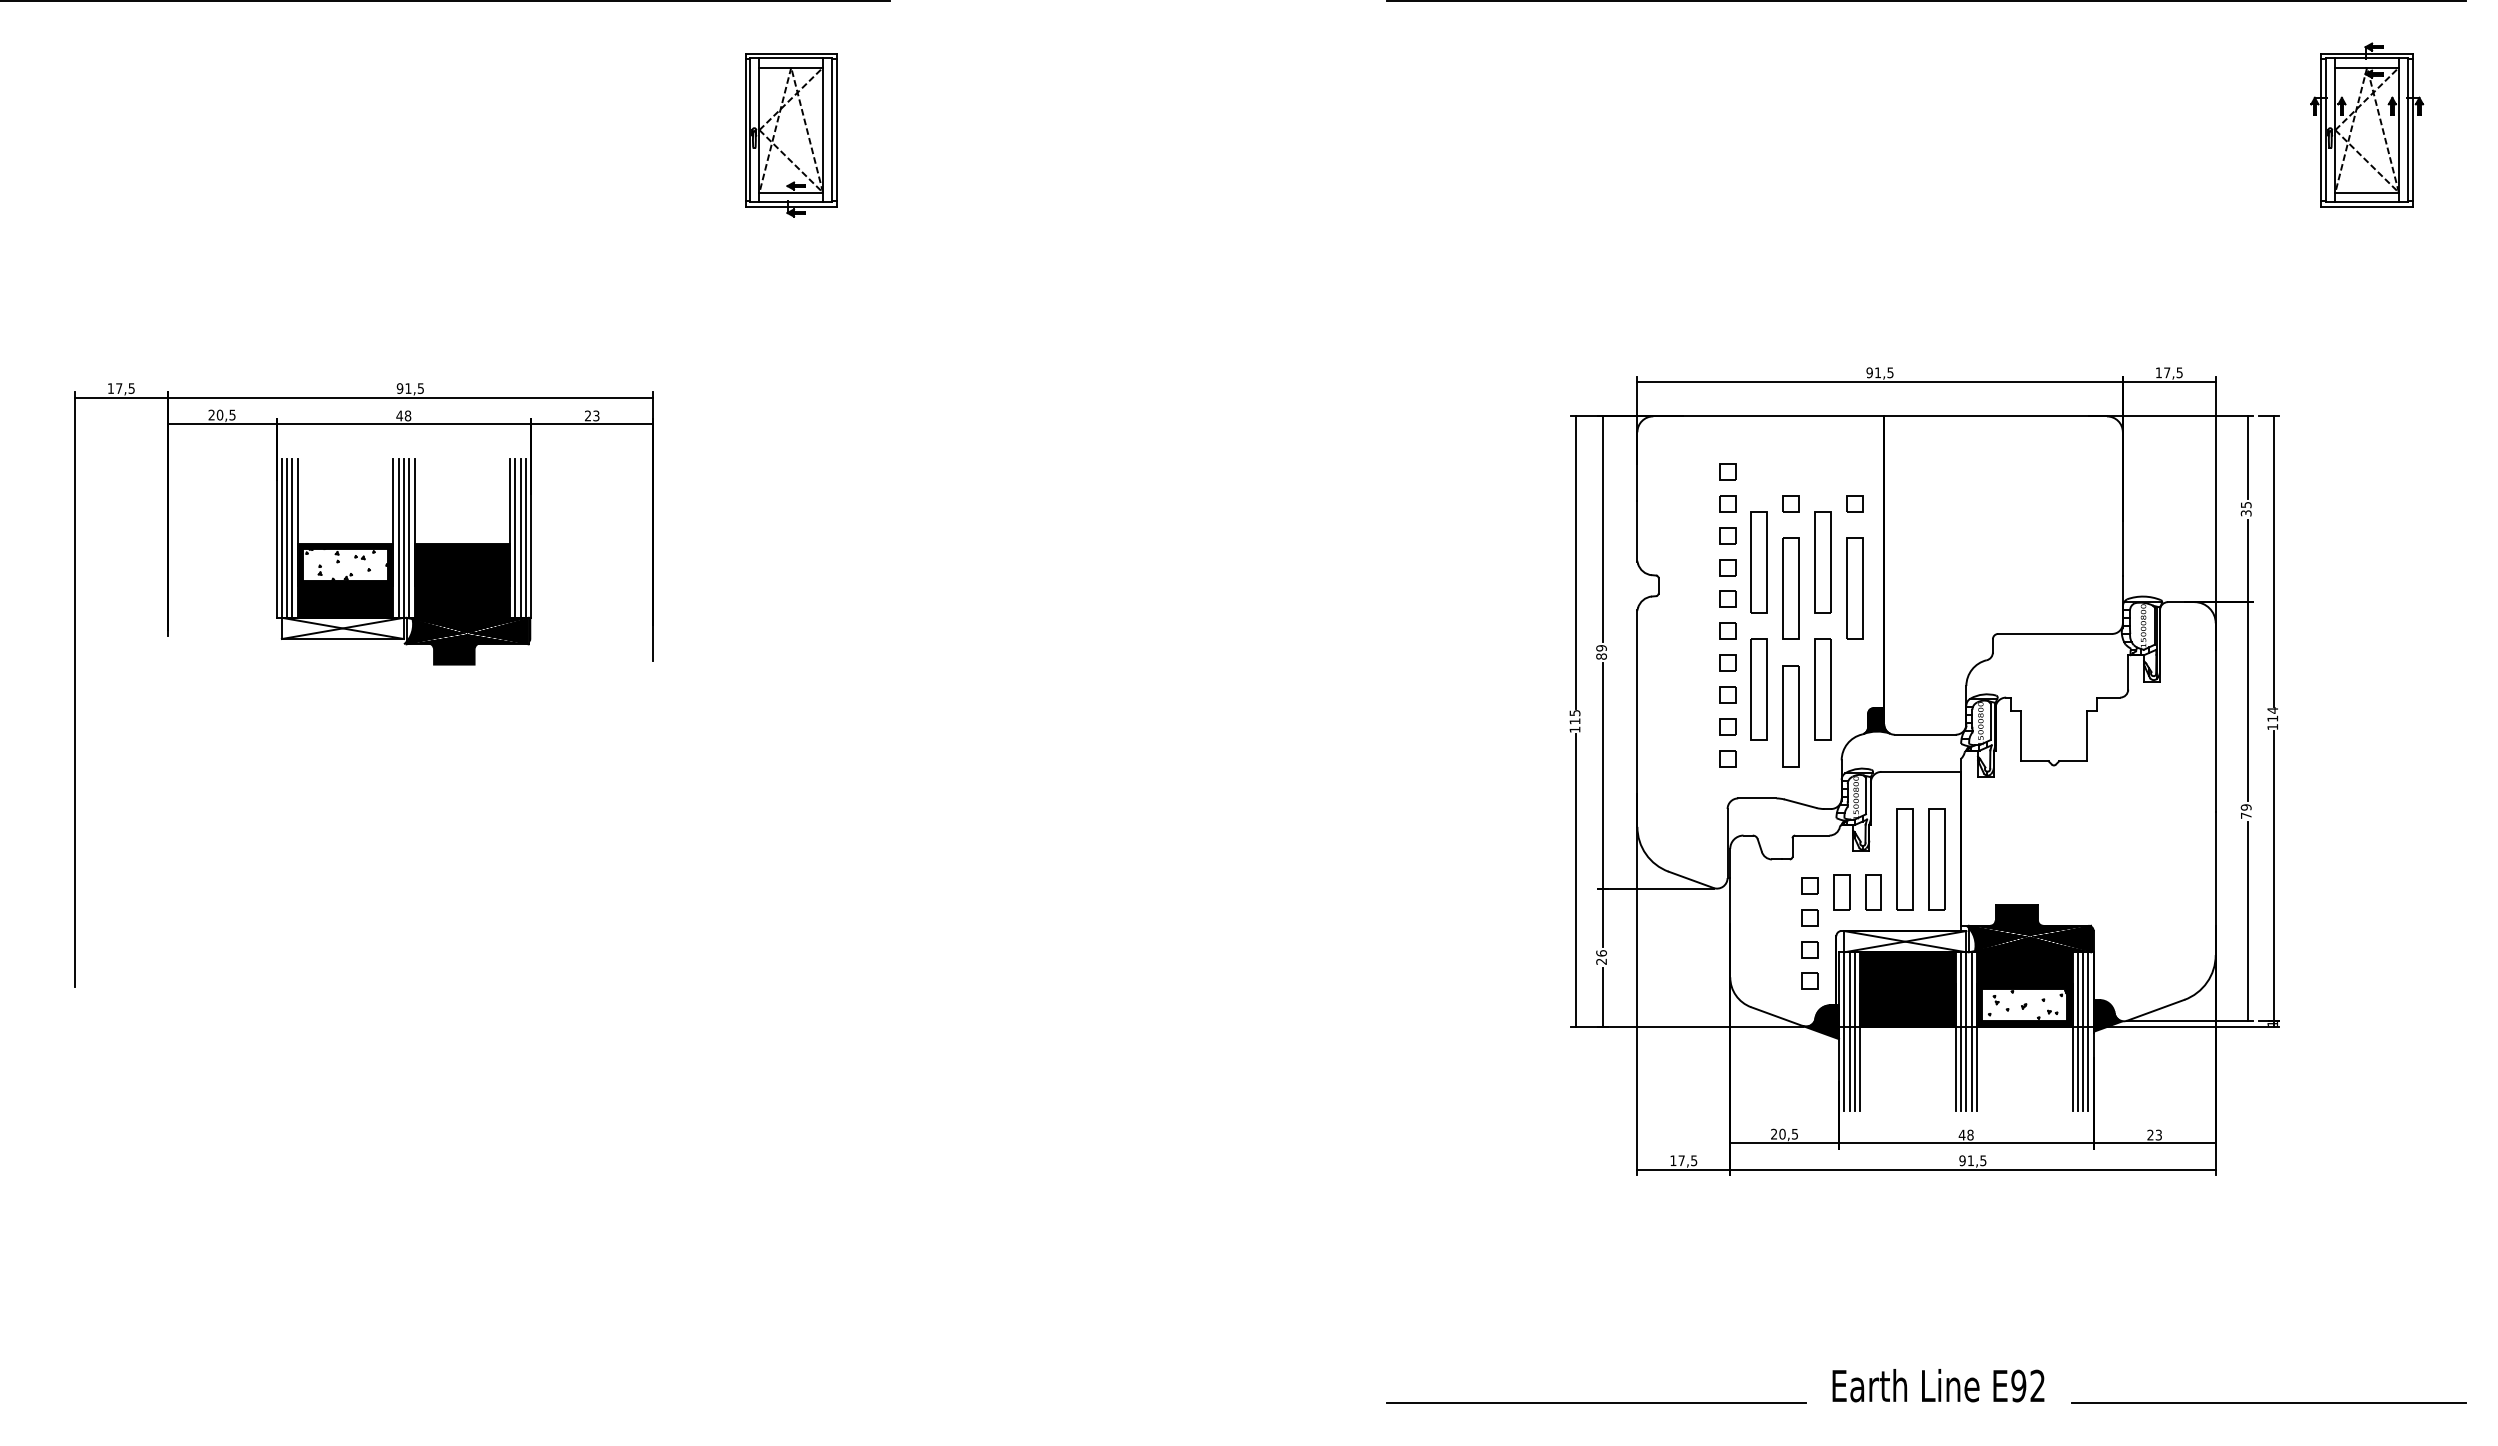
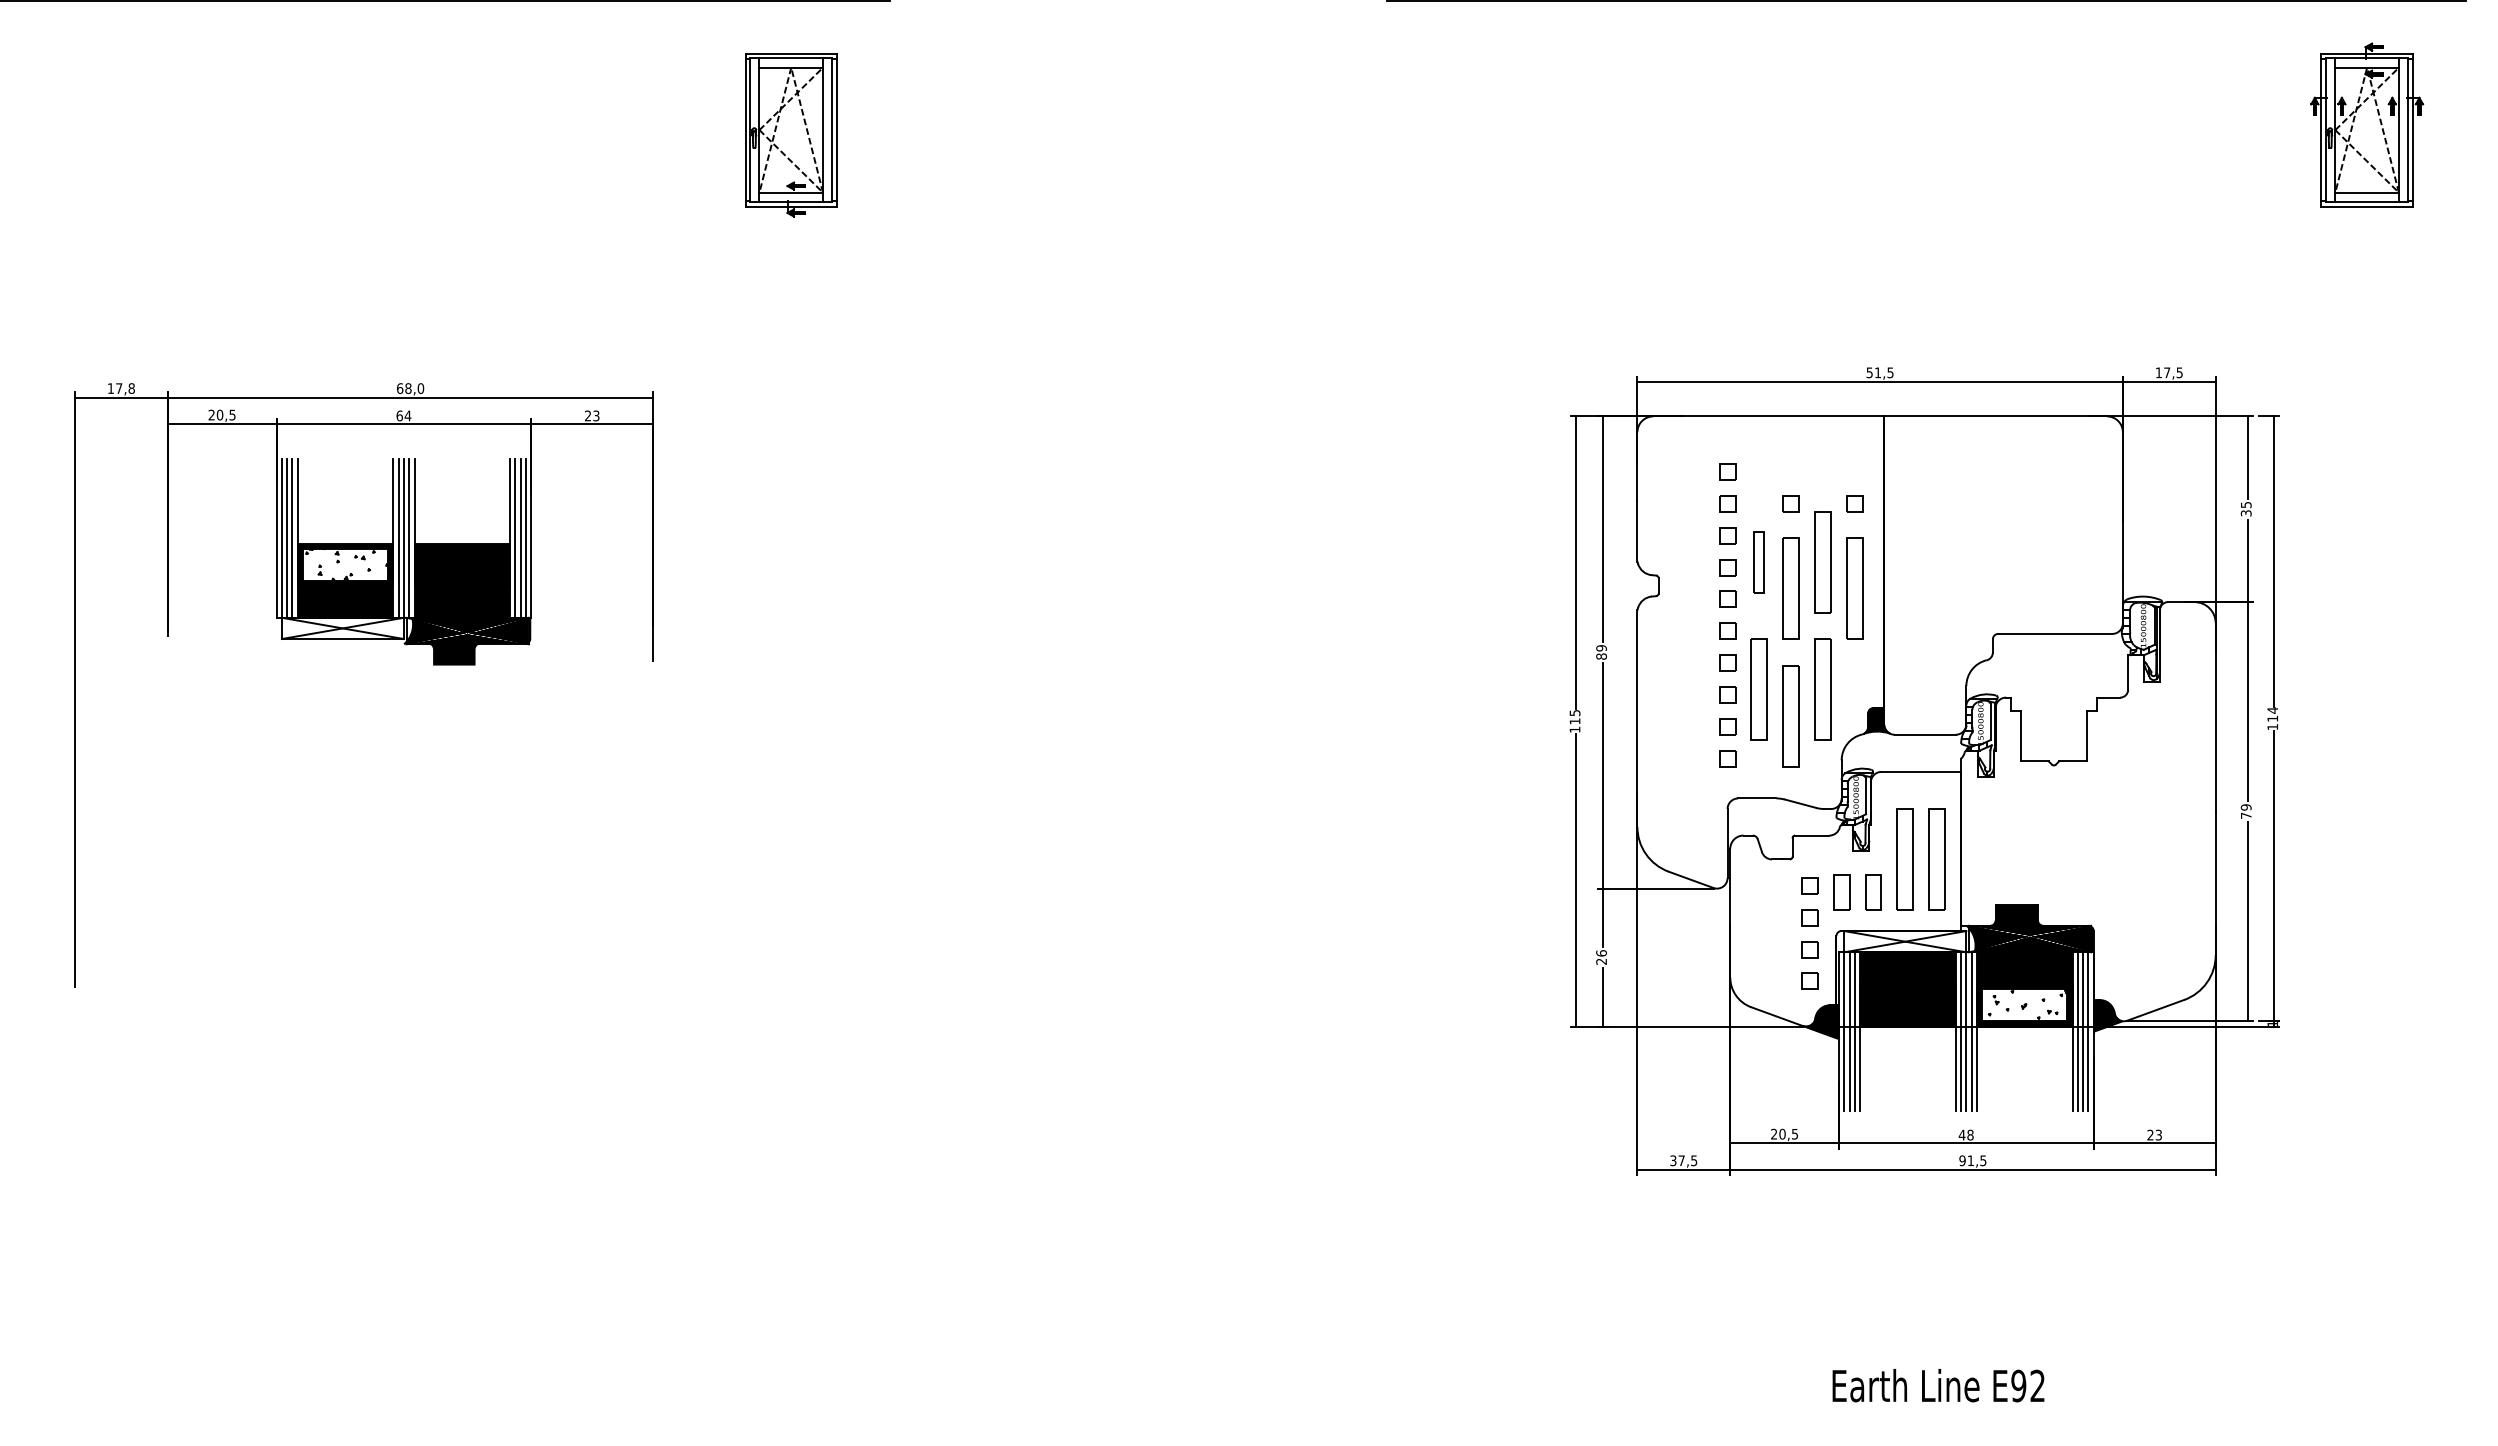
text: 91,5 -> 51,5 (1869, 372)
text: 17,5 -> 17,8 (131, 388)
text: 91,5 -> 68,0 (410, 388)
text: 48 -> 64 (403, 415)
part size: 18x103 px -> 12x63 px (1758, 562)
text: 17,5 -> 37,5 (1673, 1160)
line: present -> none (1596, 1403)
line: present -> none (2268, 1403)
